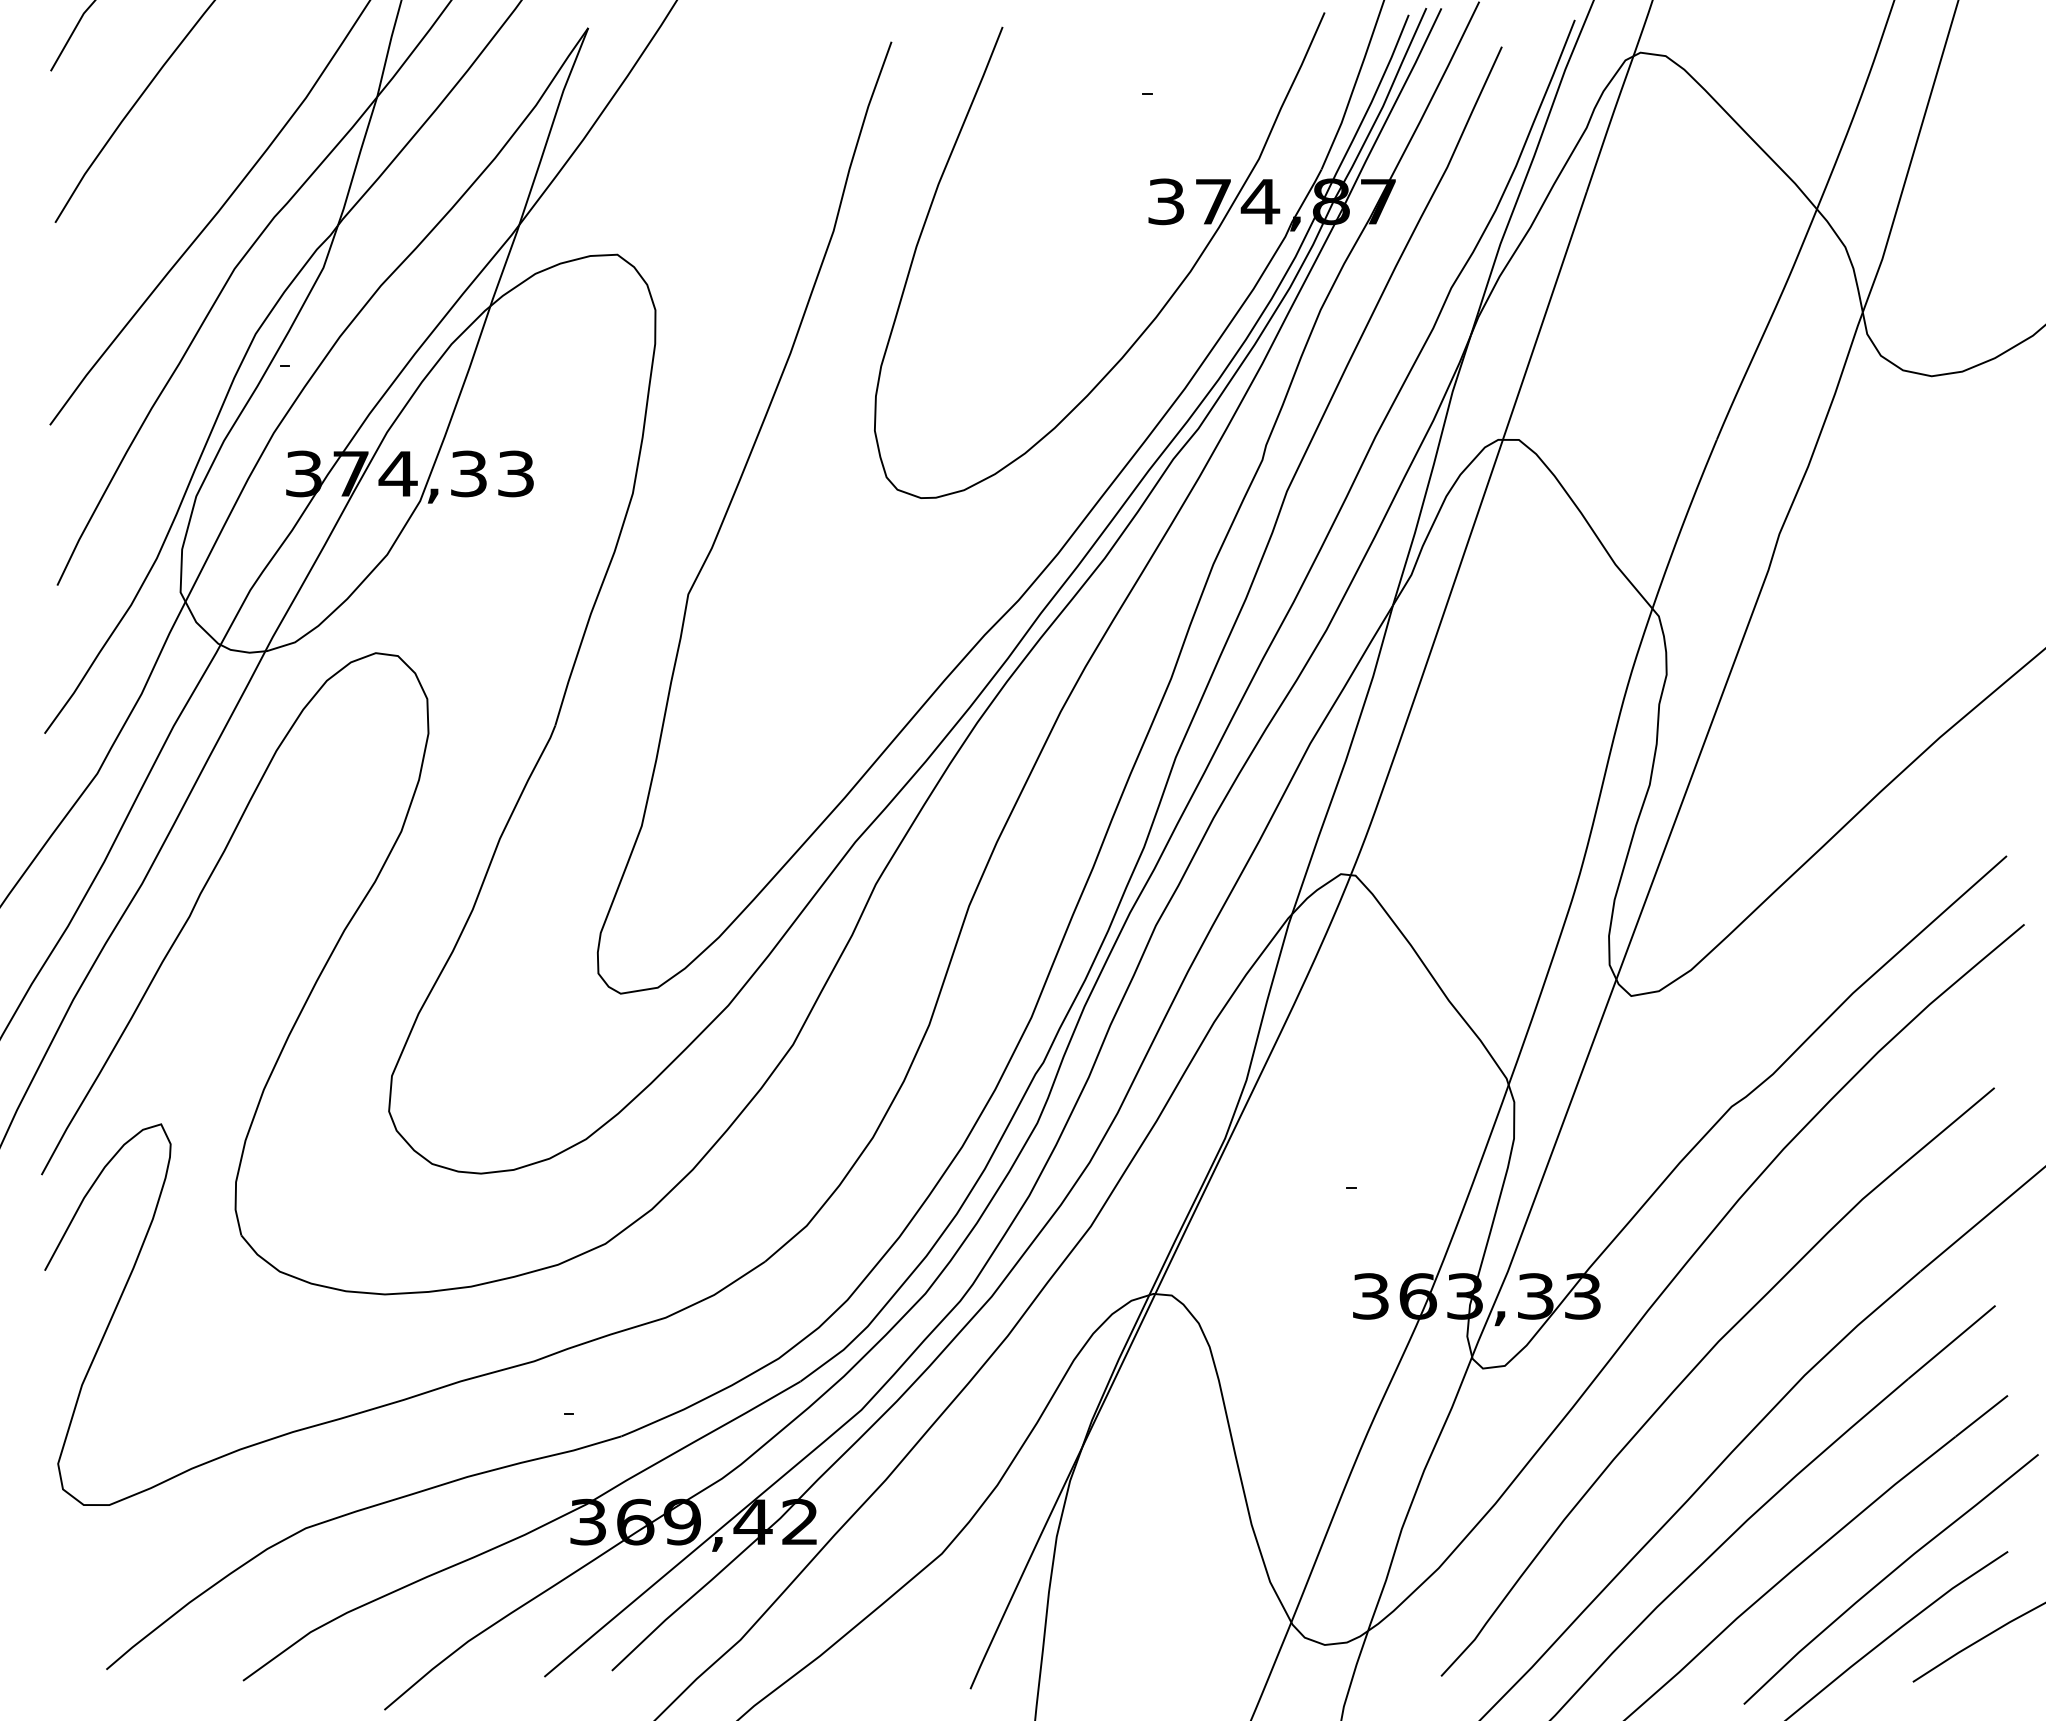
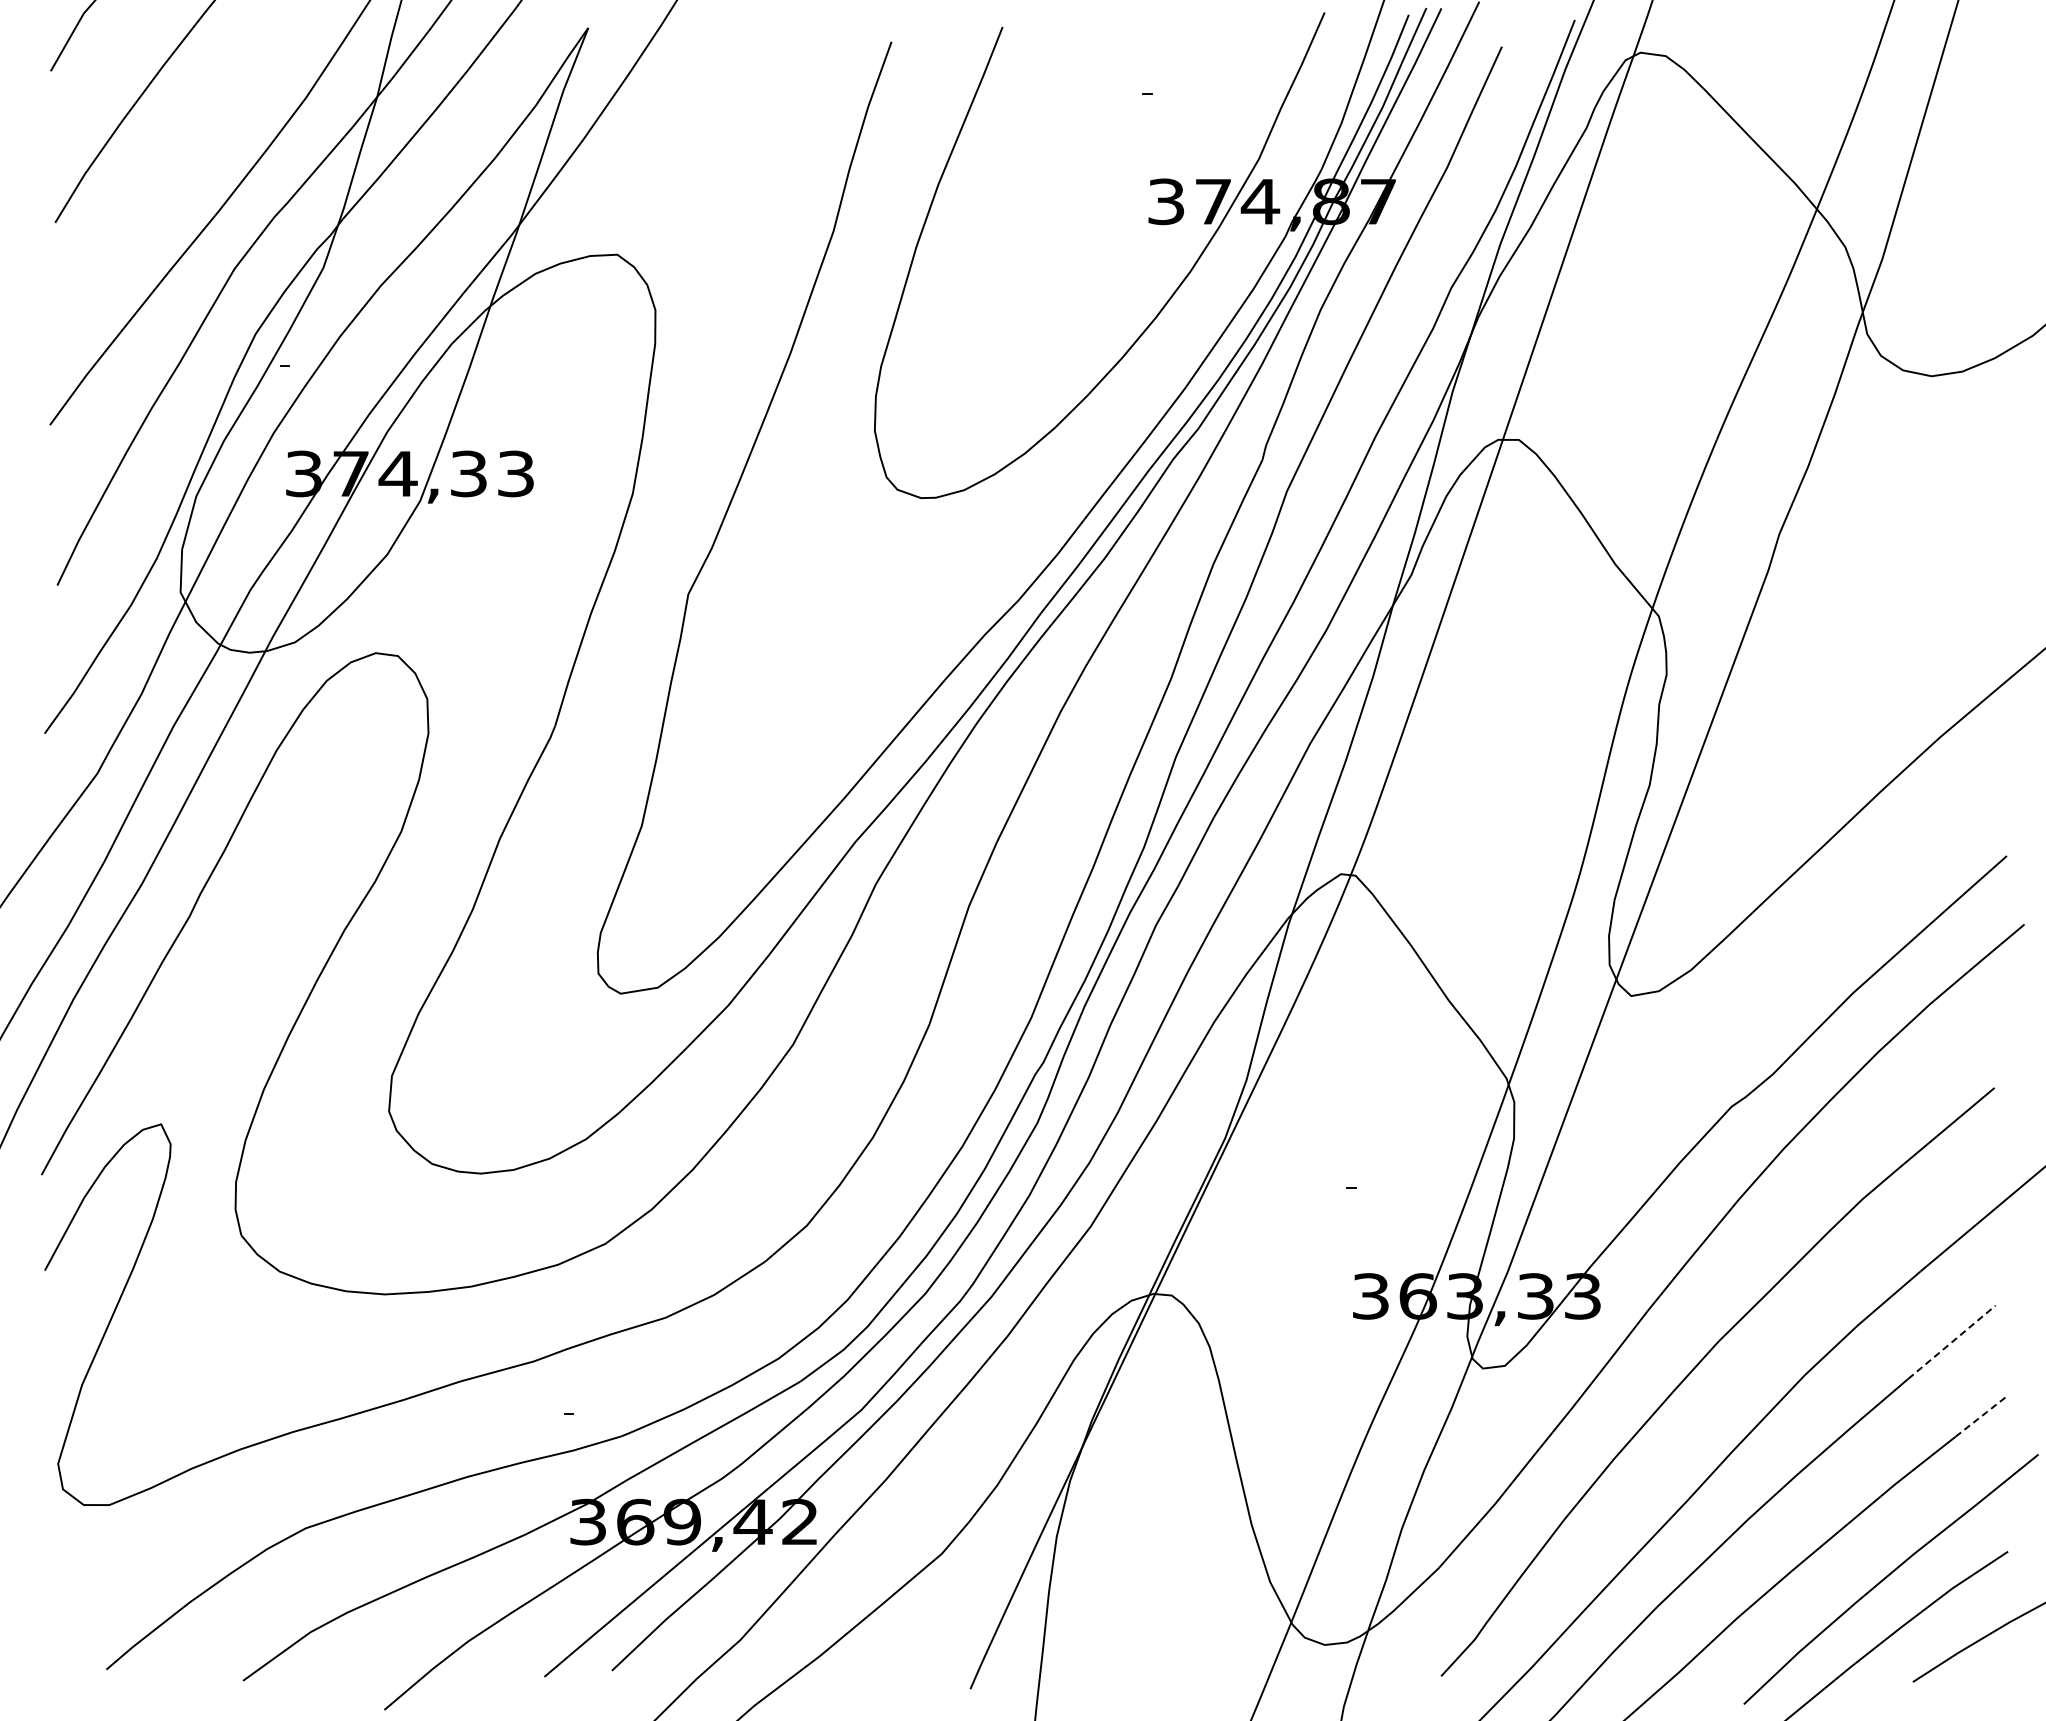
line: solid -> dashed (1951, 1342)
line: solid -> dashed (1982, 1415)
